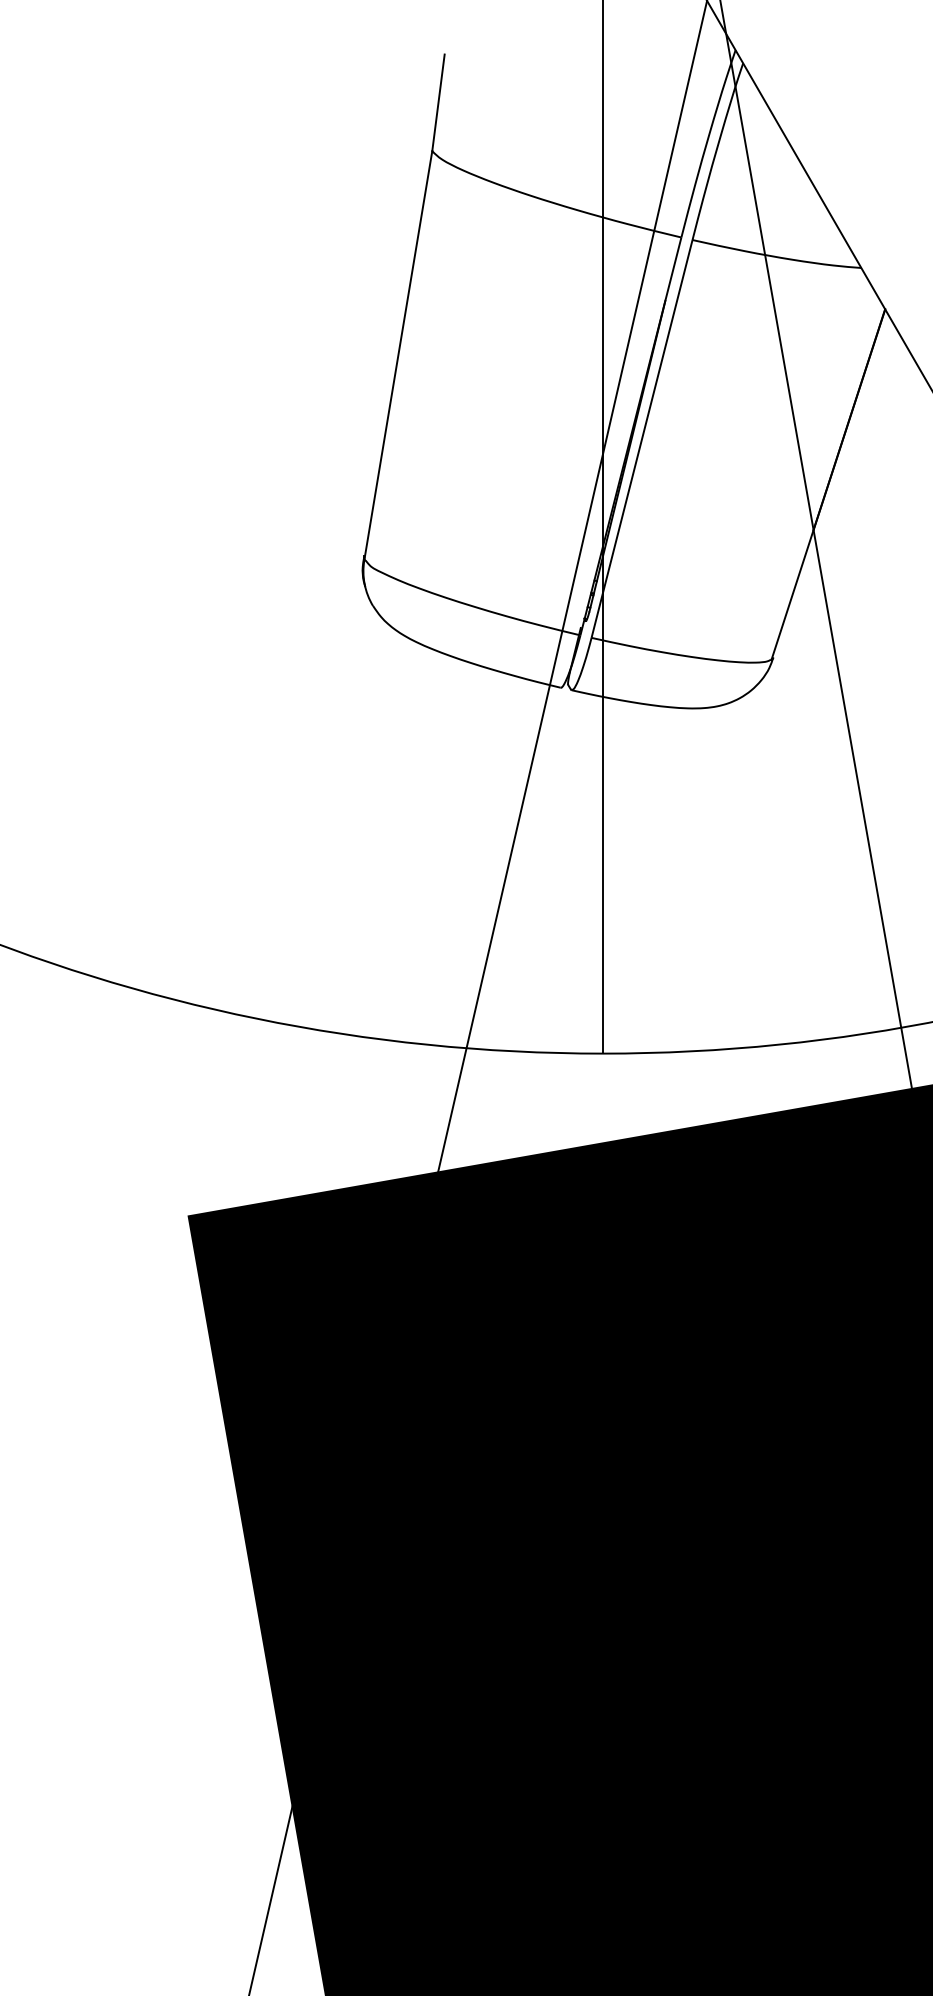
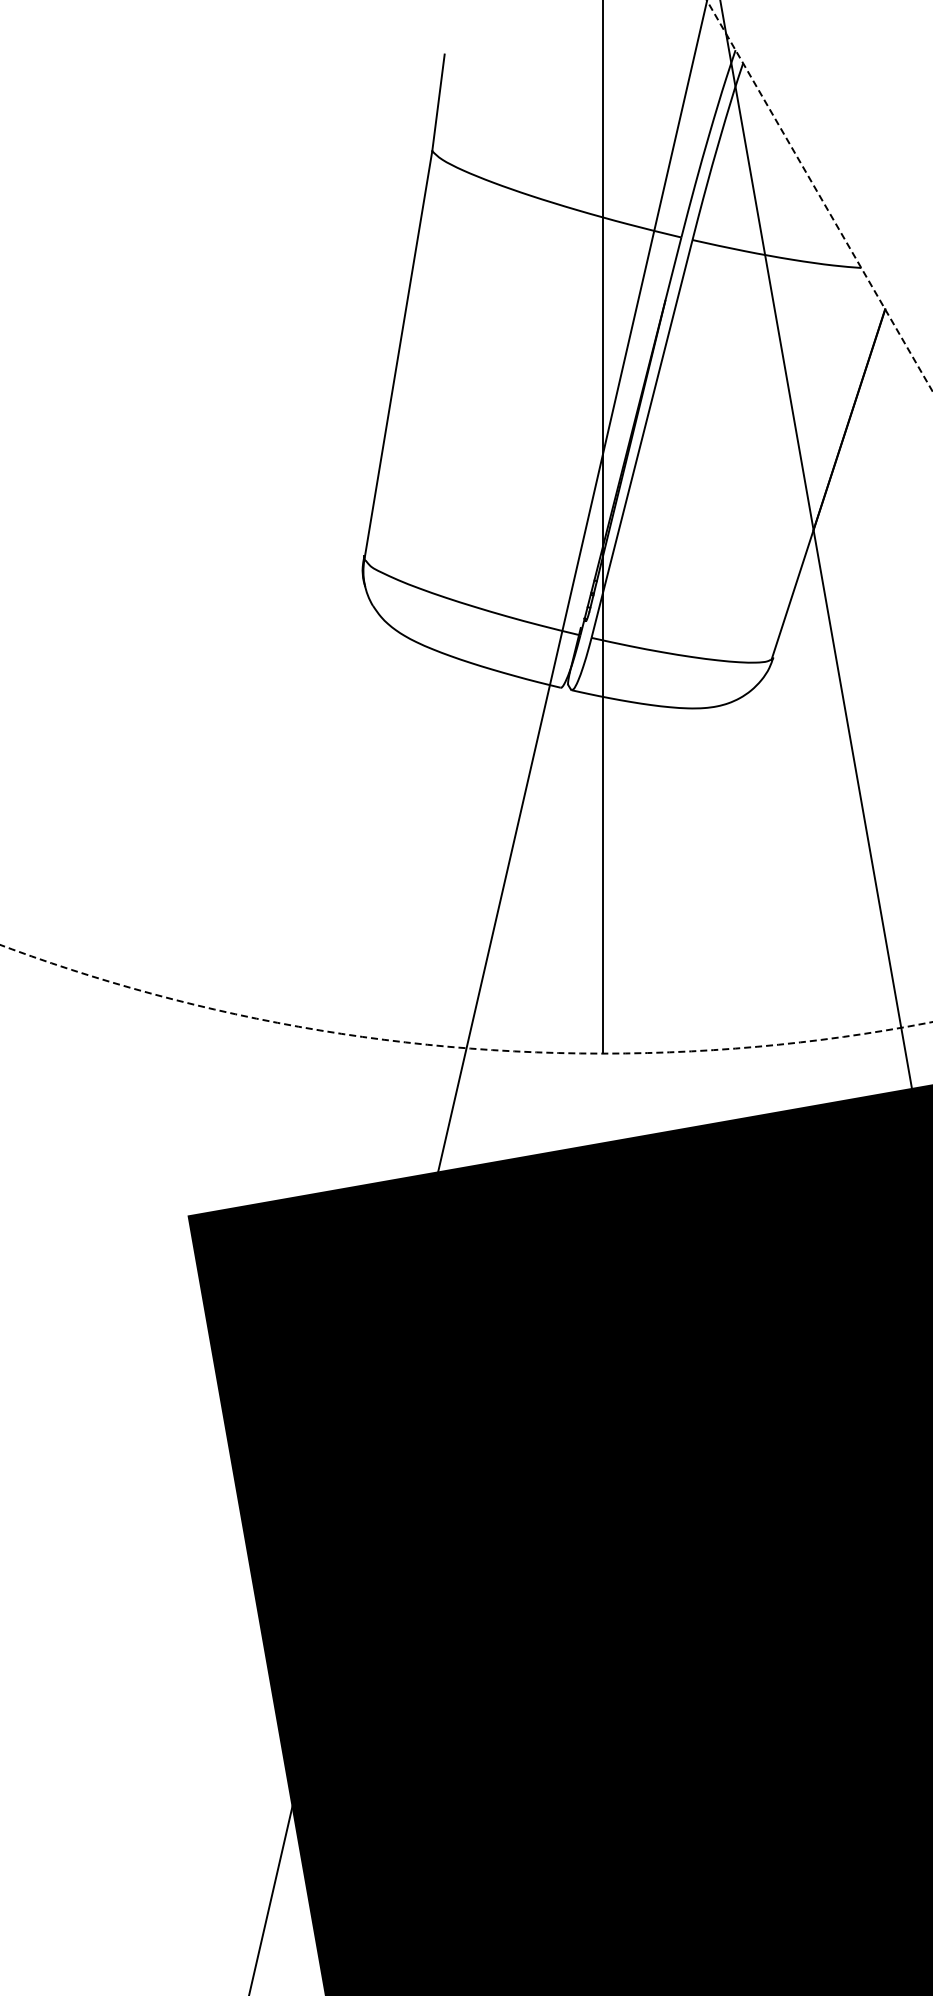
line: solid -> dashed (819, 195)
circle: solid -> dashed (466, 998)
